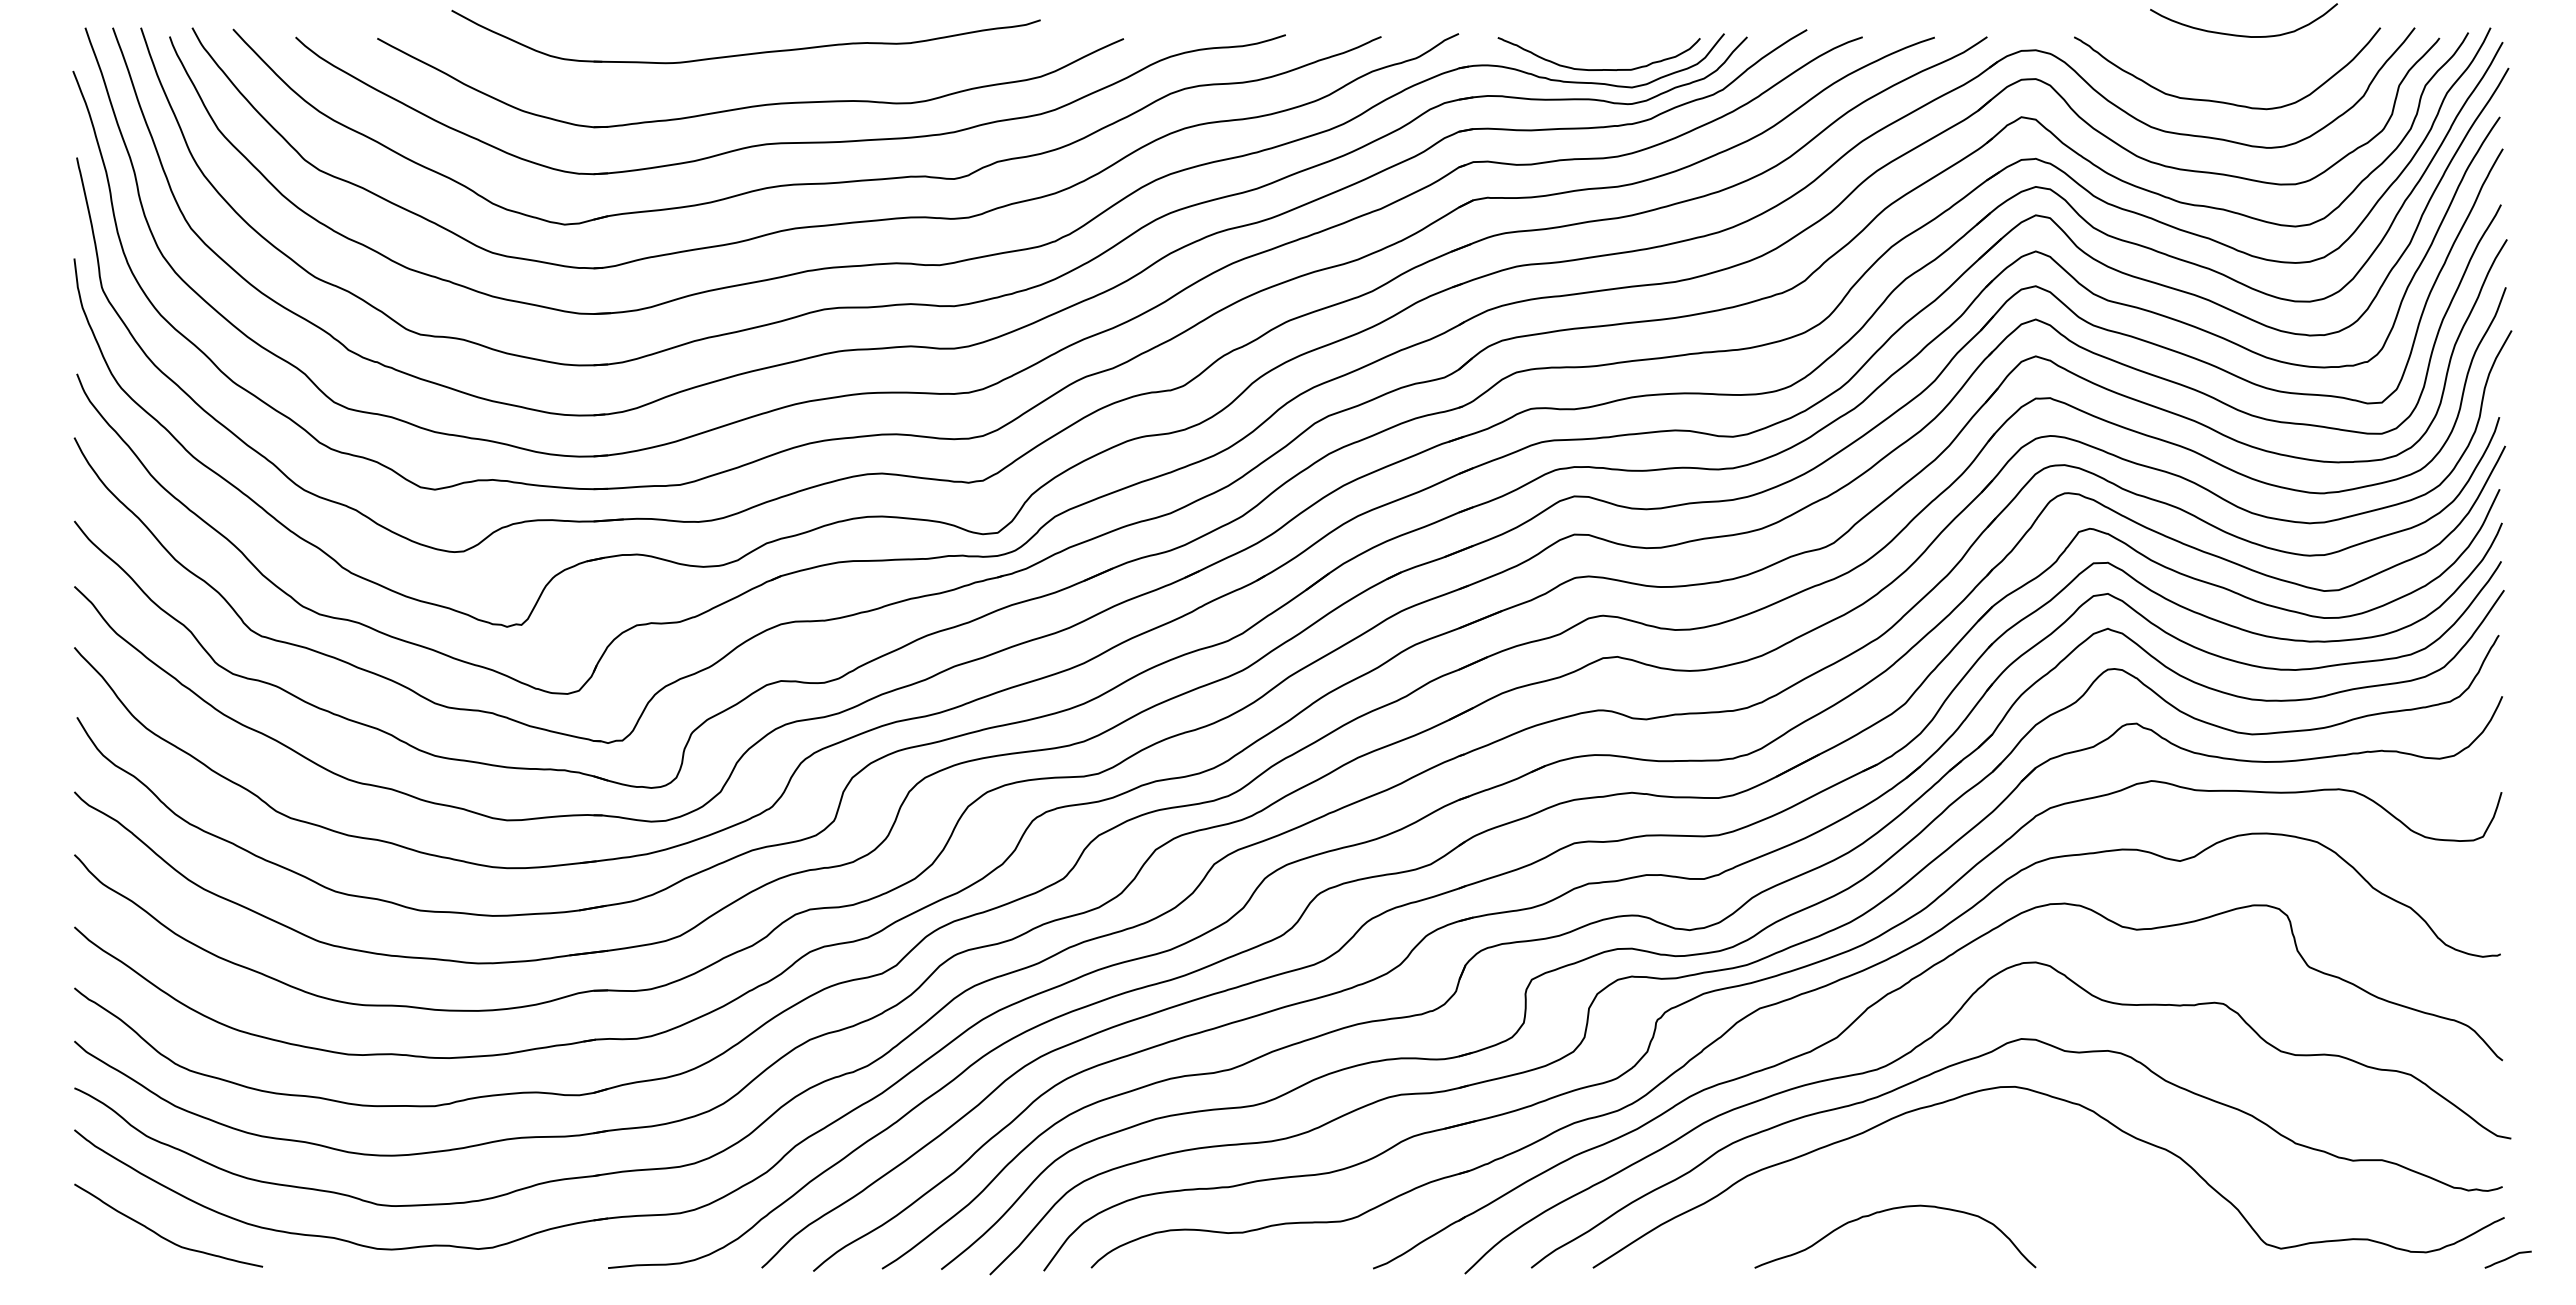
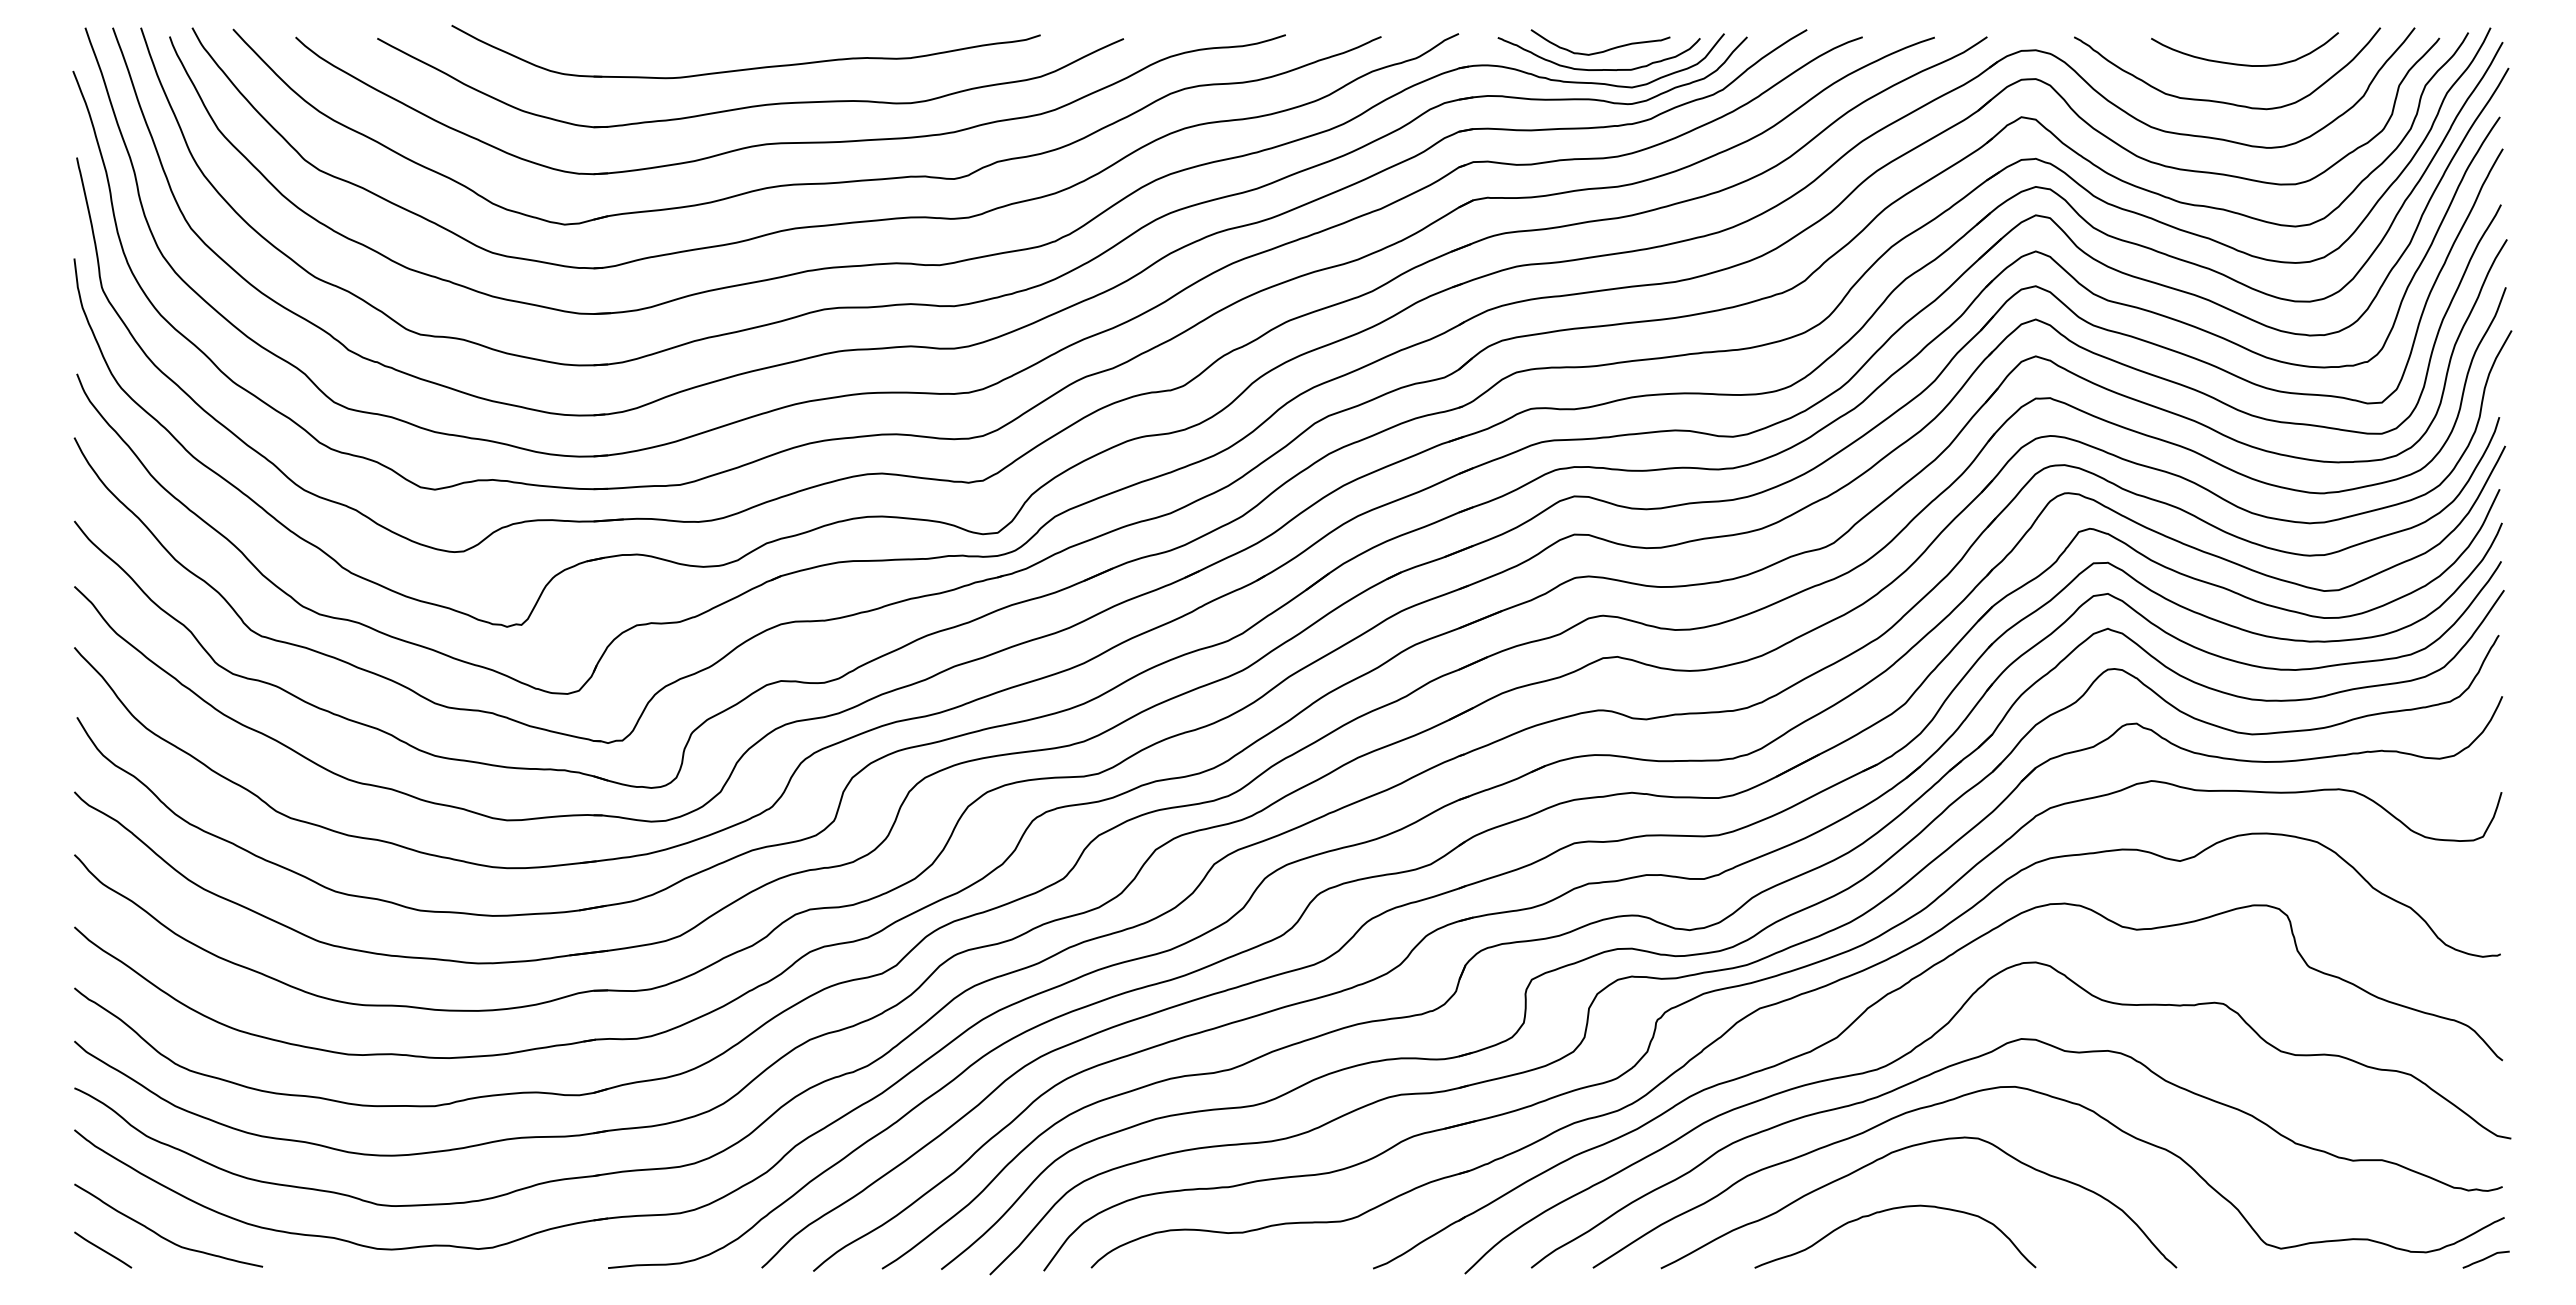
curve position: (2238, 34) -> (2239, 63) (2239, 63)
curve: none -> present (1603, 50)
part position: (745, 53) -> (745, 68) (745, 68)
curve: none -> present (1901, 1150)
line: none -> present (103, 1249)
curve position: (2507, 1259) -> (2485, 1259) (2485, 1259)
